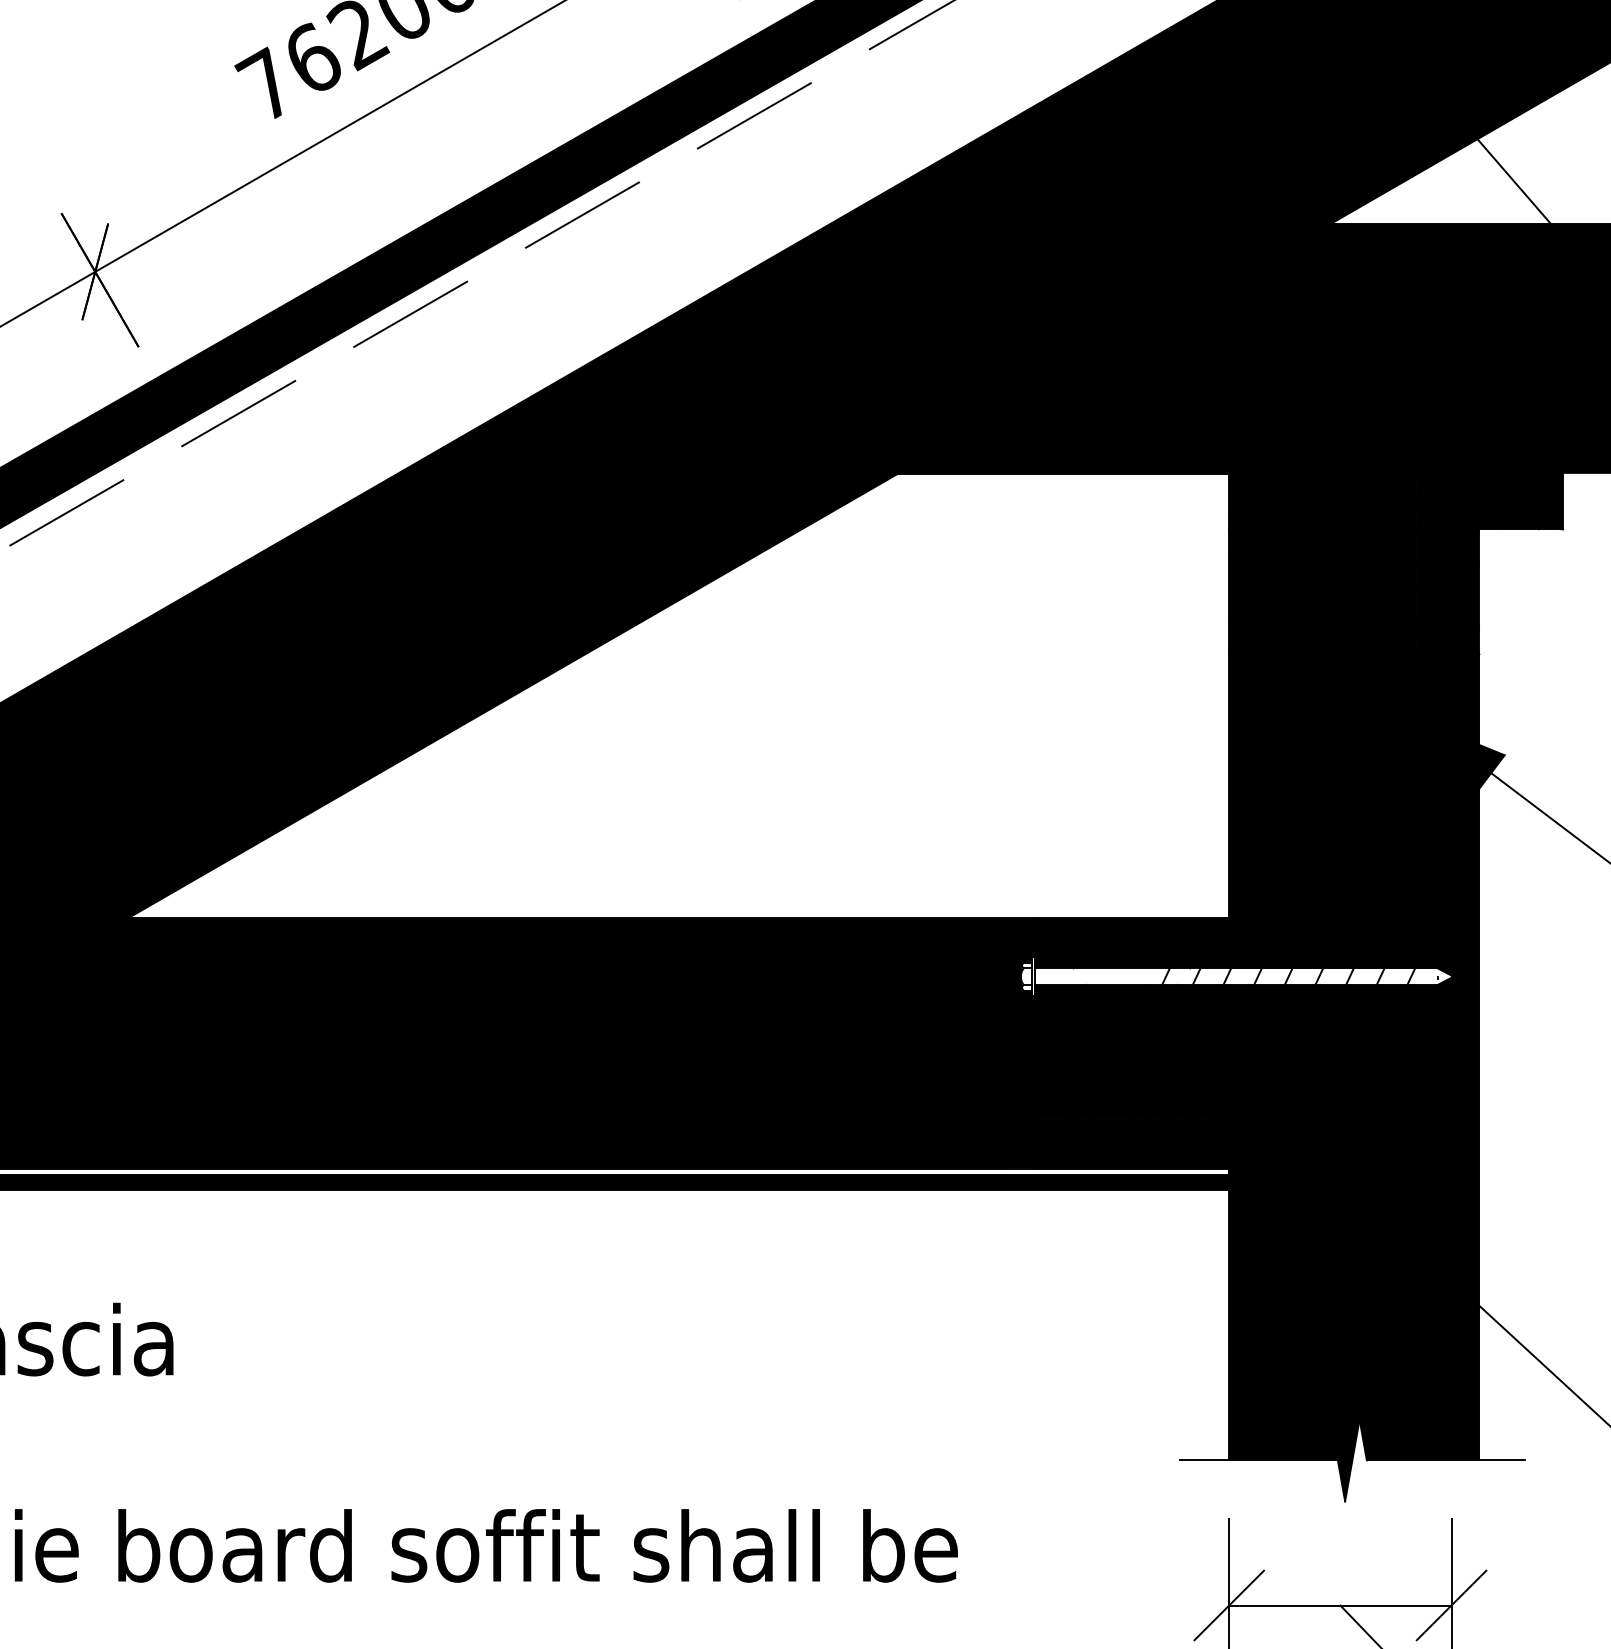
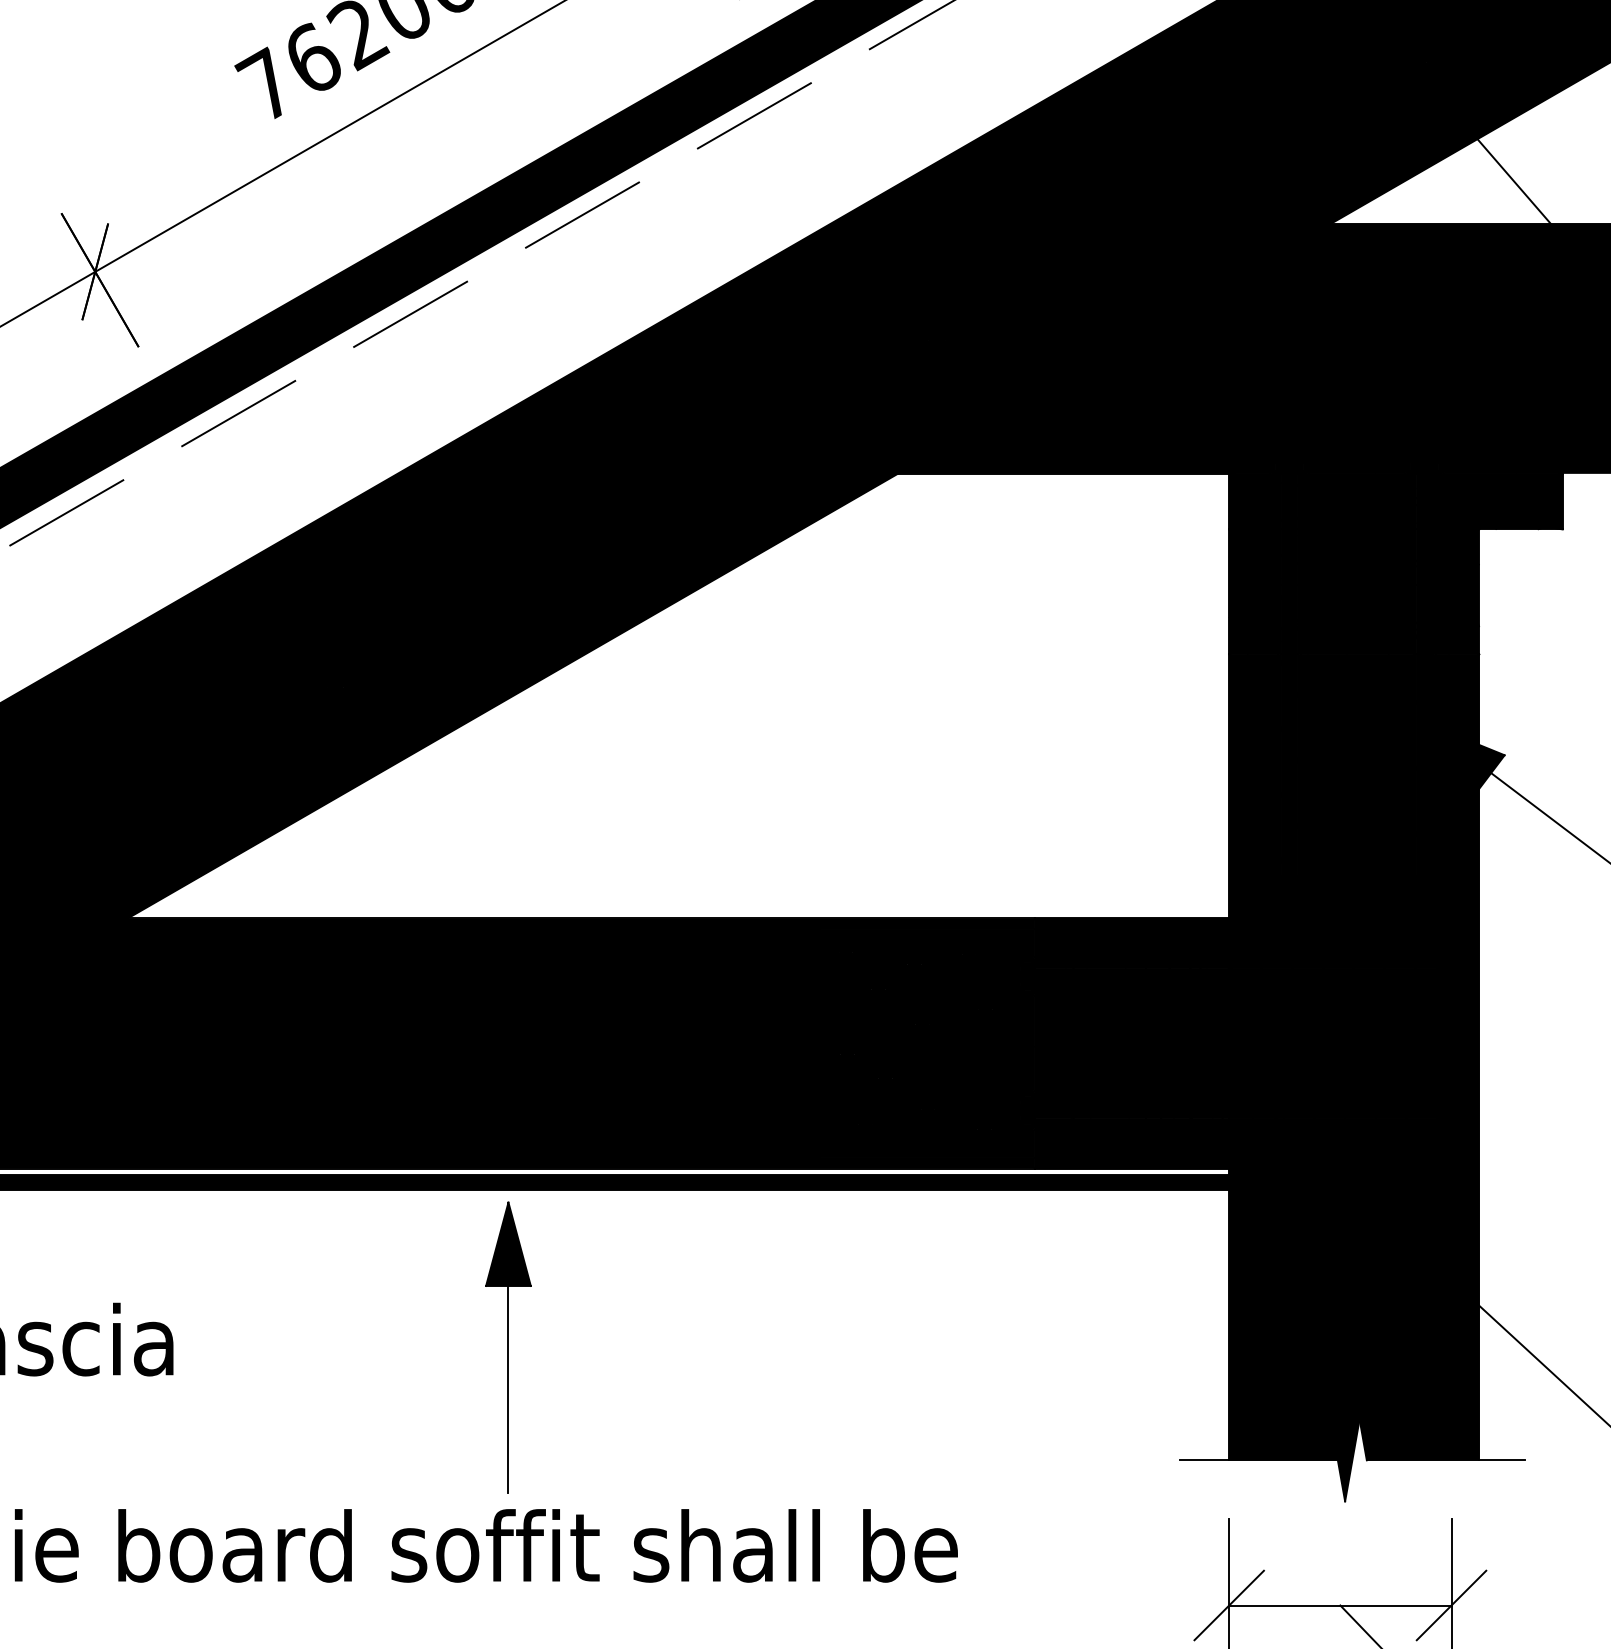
fill: none -> present (1235, 976)
part: none -> present (508, 1347)
